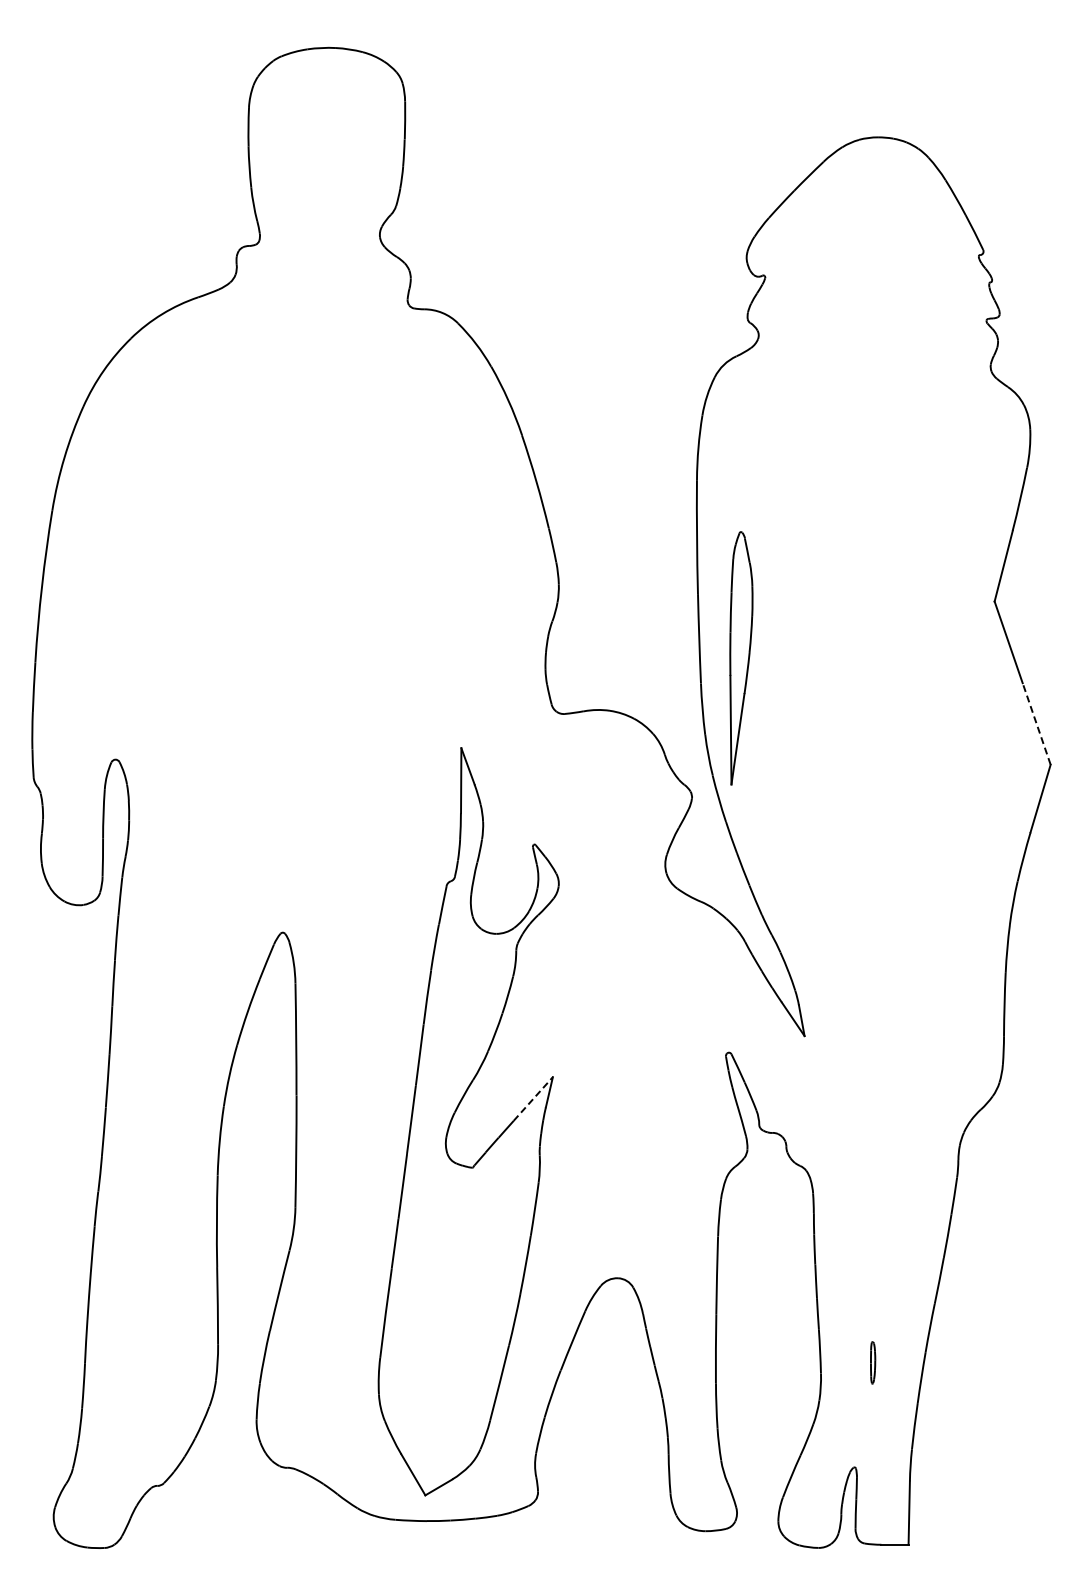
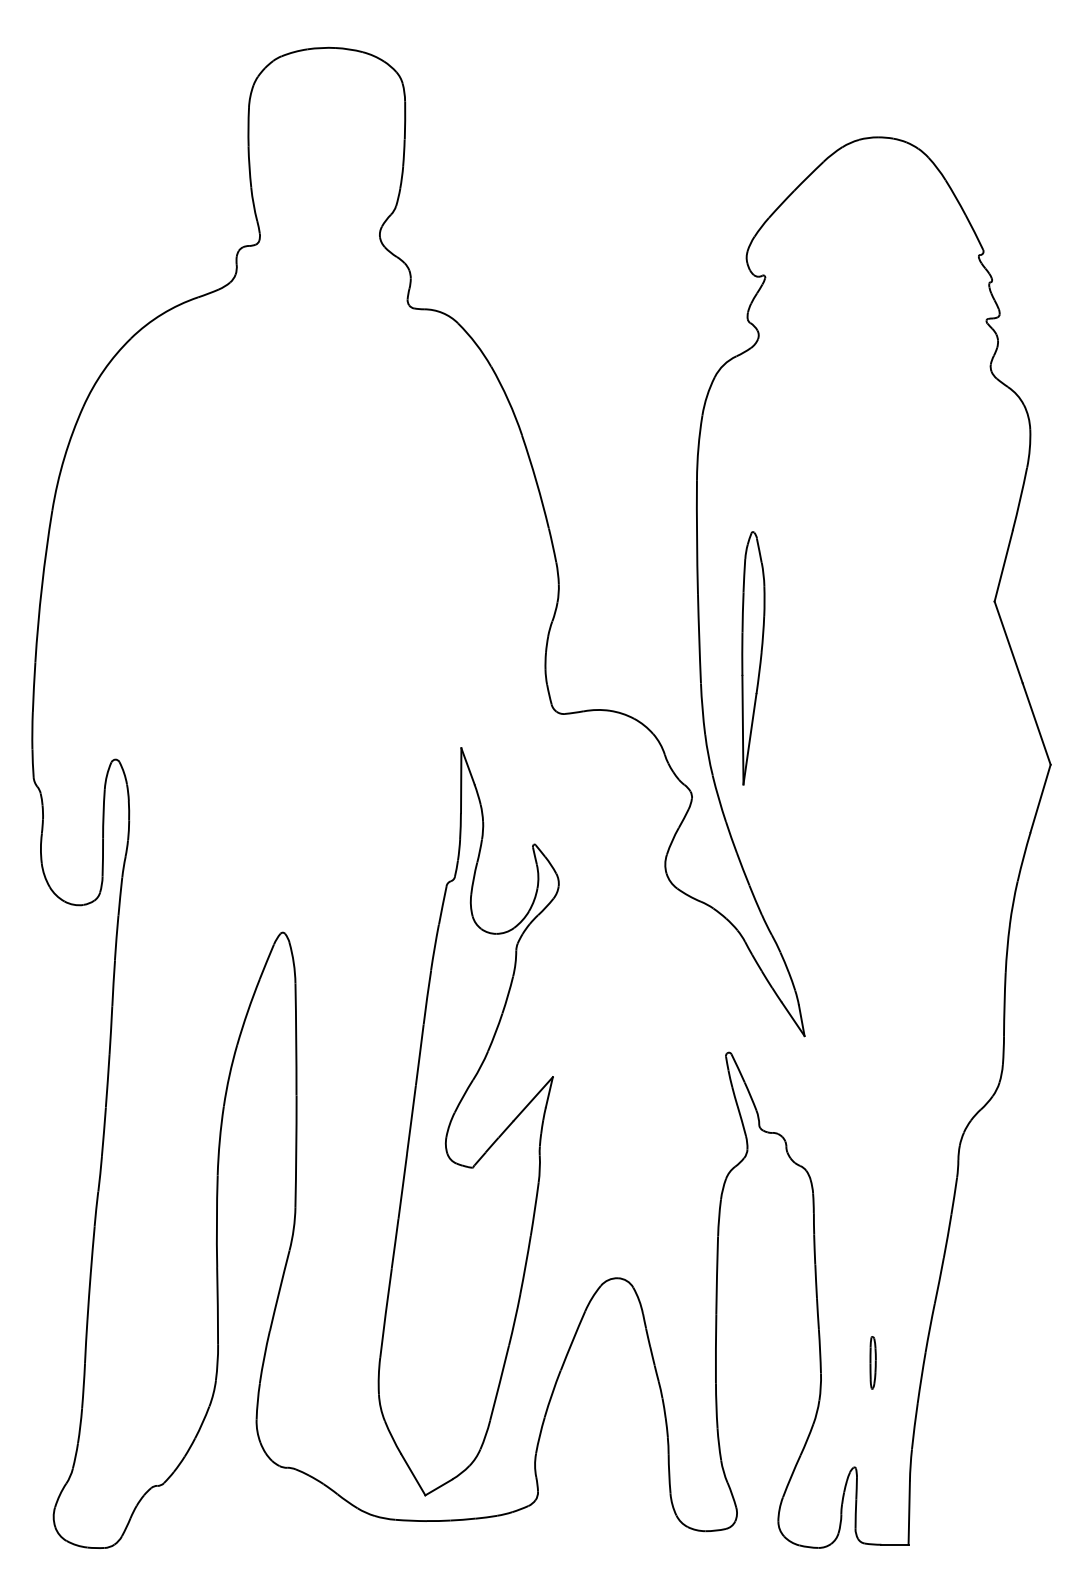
part position: (741, 658) -> (753, 658) (753, 658)
line: dashed -> solid (1036, 723)
line: dashed -> solid (533, 1098)
part size: 7x44 px -> 8x54 px (872, 1362)
